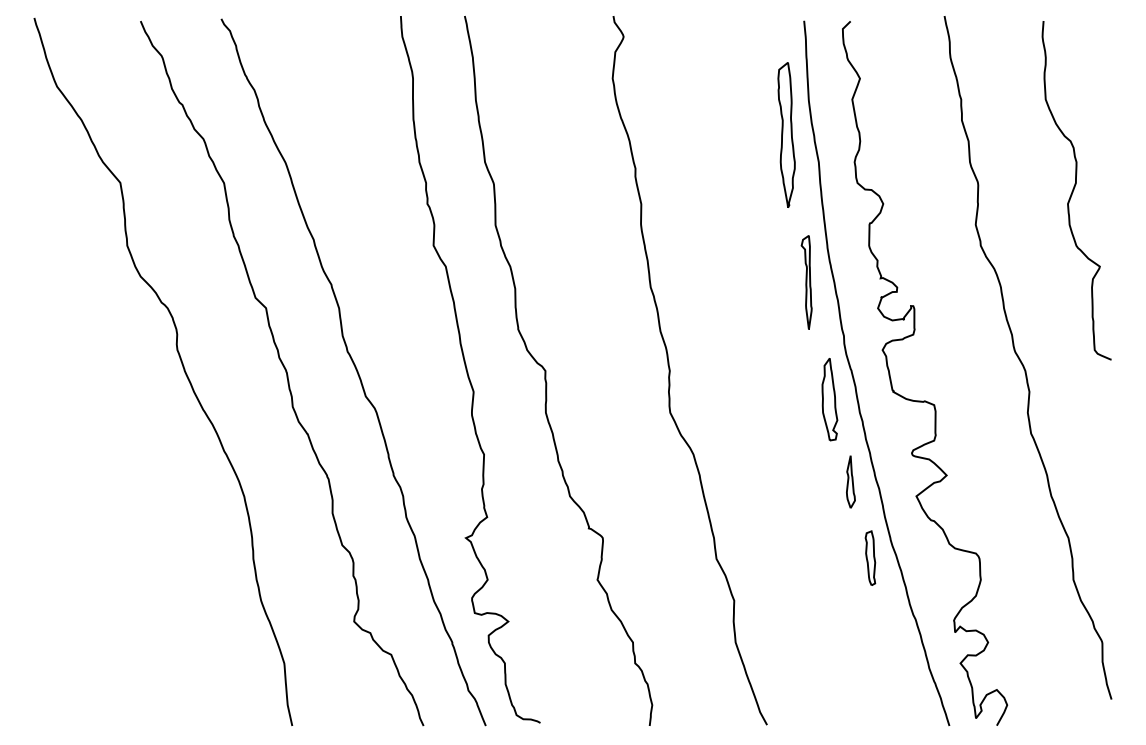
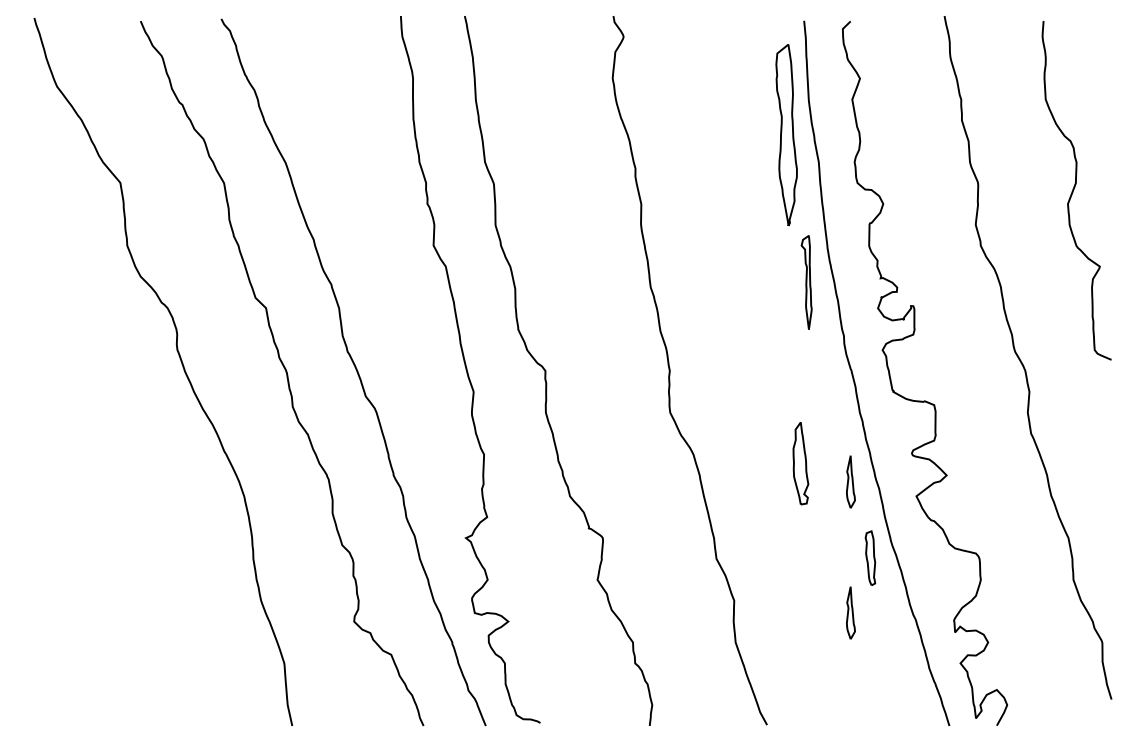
part size: 19x146 px -> 23x183 px (786, 135)
part position: (829, 399) -> (800, 463) (800, 463)
part: none -> present (850, 612)
